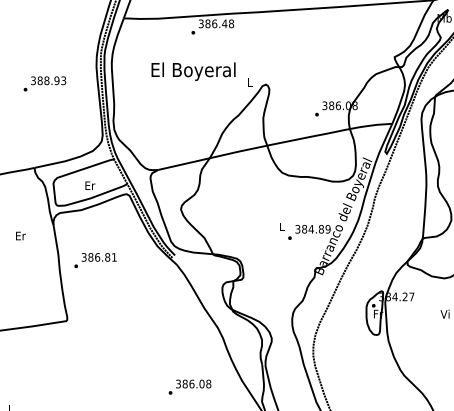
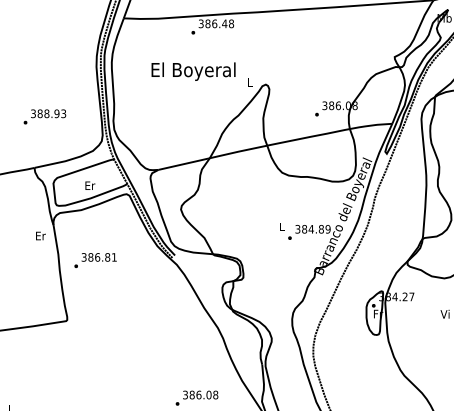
text position: (44, 83) -> (44, 116) (44, 116)
text position: (20, 235) -> (40, 235) (40, 235)
text position: (189, 386) -> (196, 397) (196, 397)
